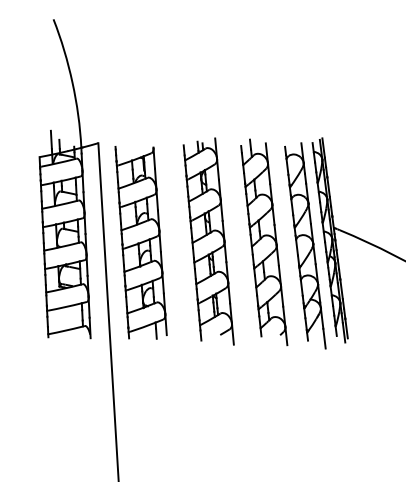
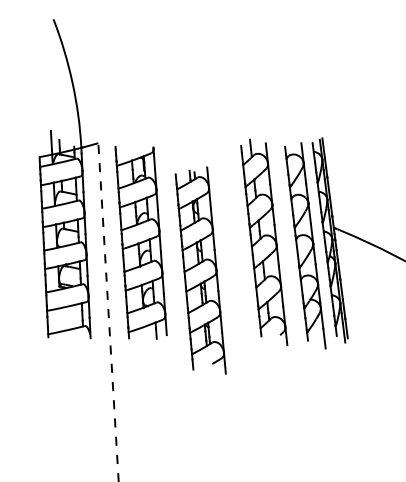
part position: (208, 241) -> (200, 270) (200, 270)
line: solid -> dashed (108, 311)
